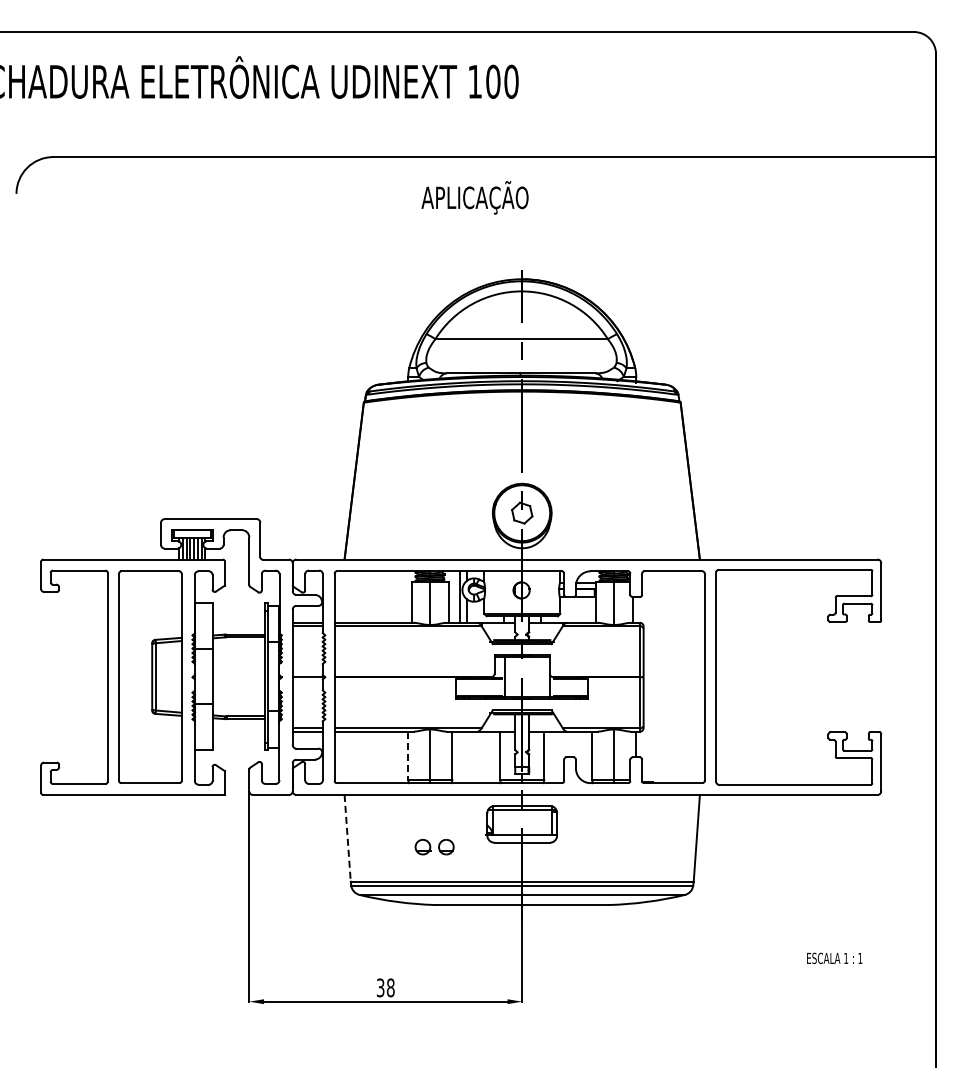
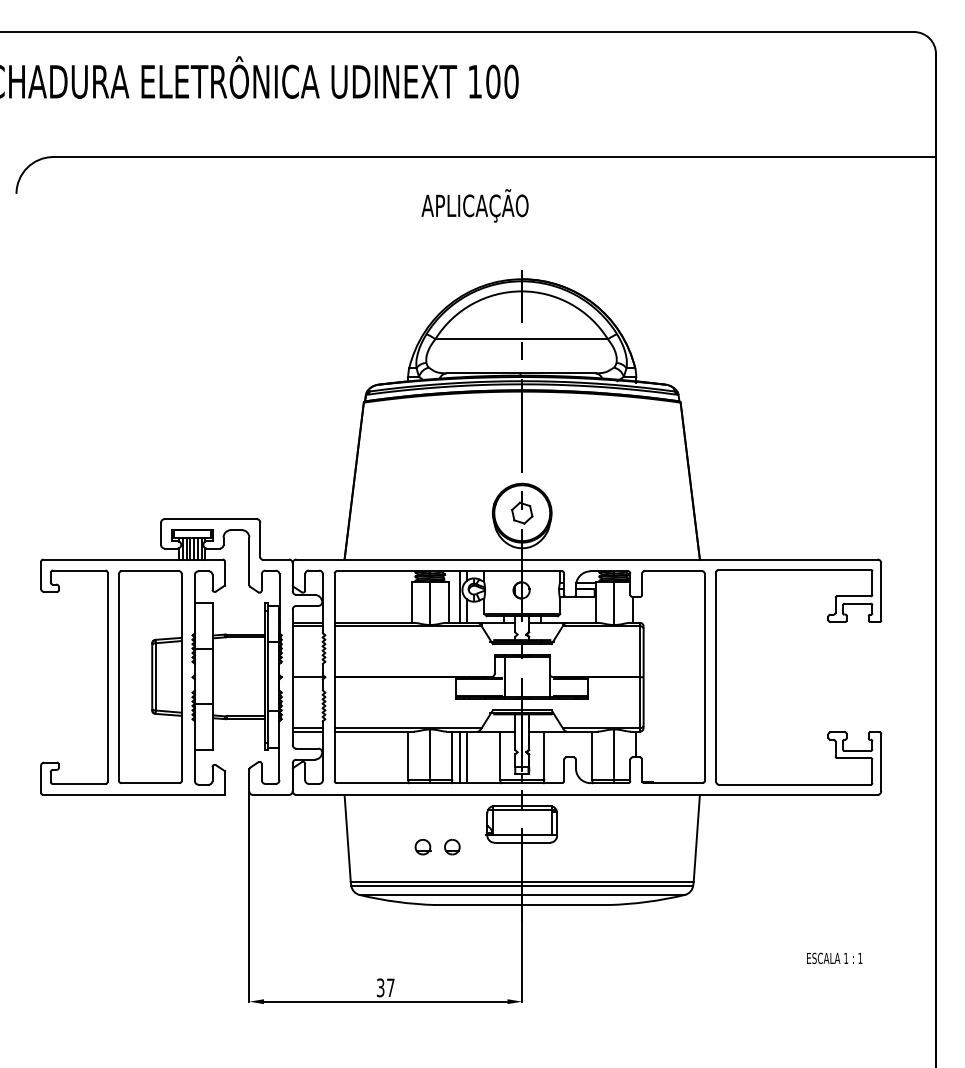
text position: (474, 197) -> (474, 205) (474, 205)
line: dashed -> solid (408, 756)
line: none -> present (460, 757)
line: none -> present (466, 757)
line: dashed -> solid (347, 838)
part position: (446, 847) -> (452, 847) (452, 847)
text: 38 -> 37 (390, 987)
